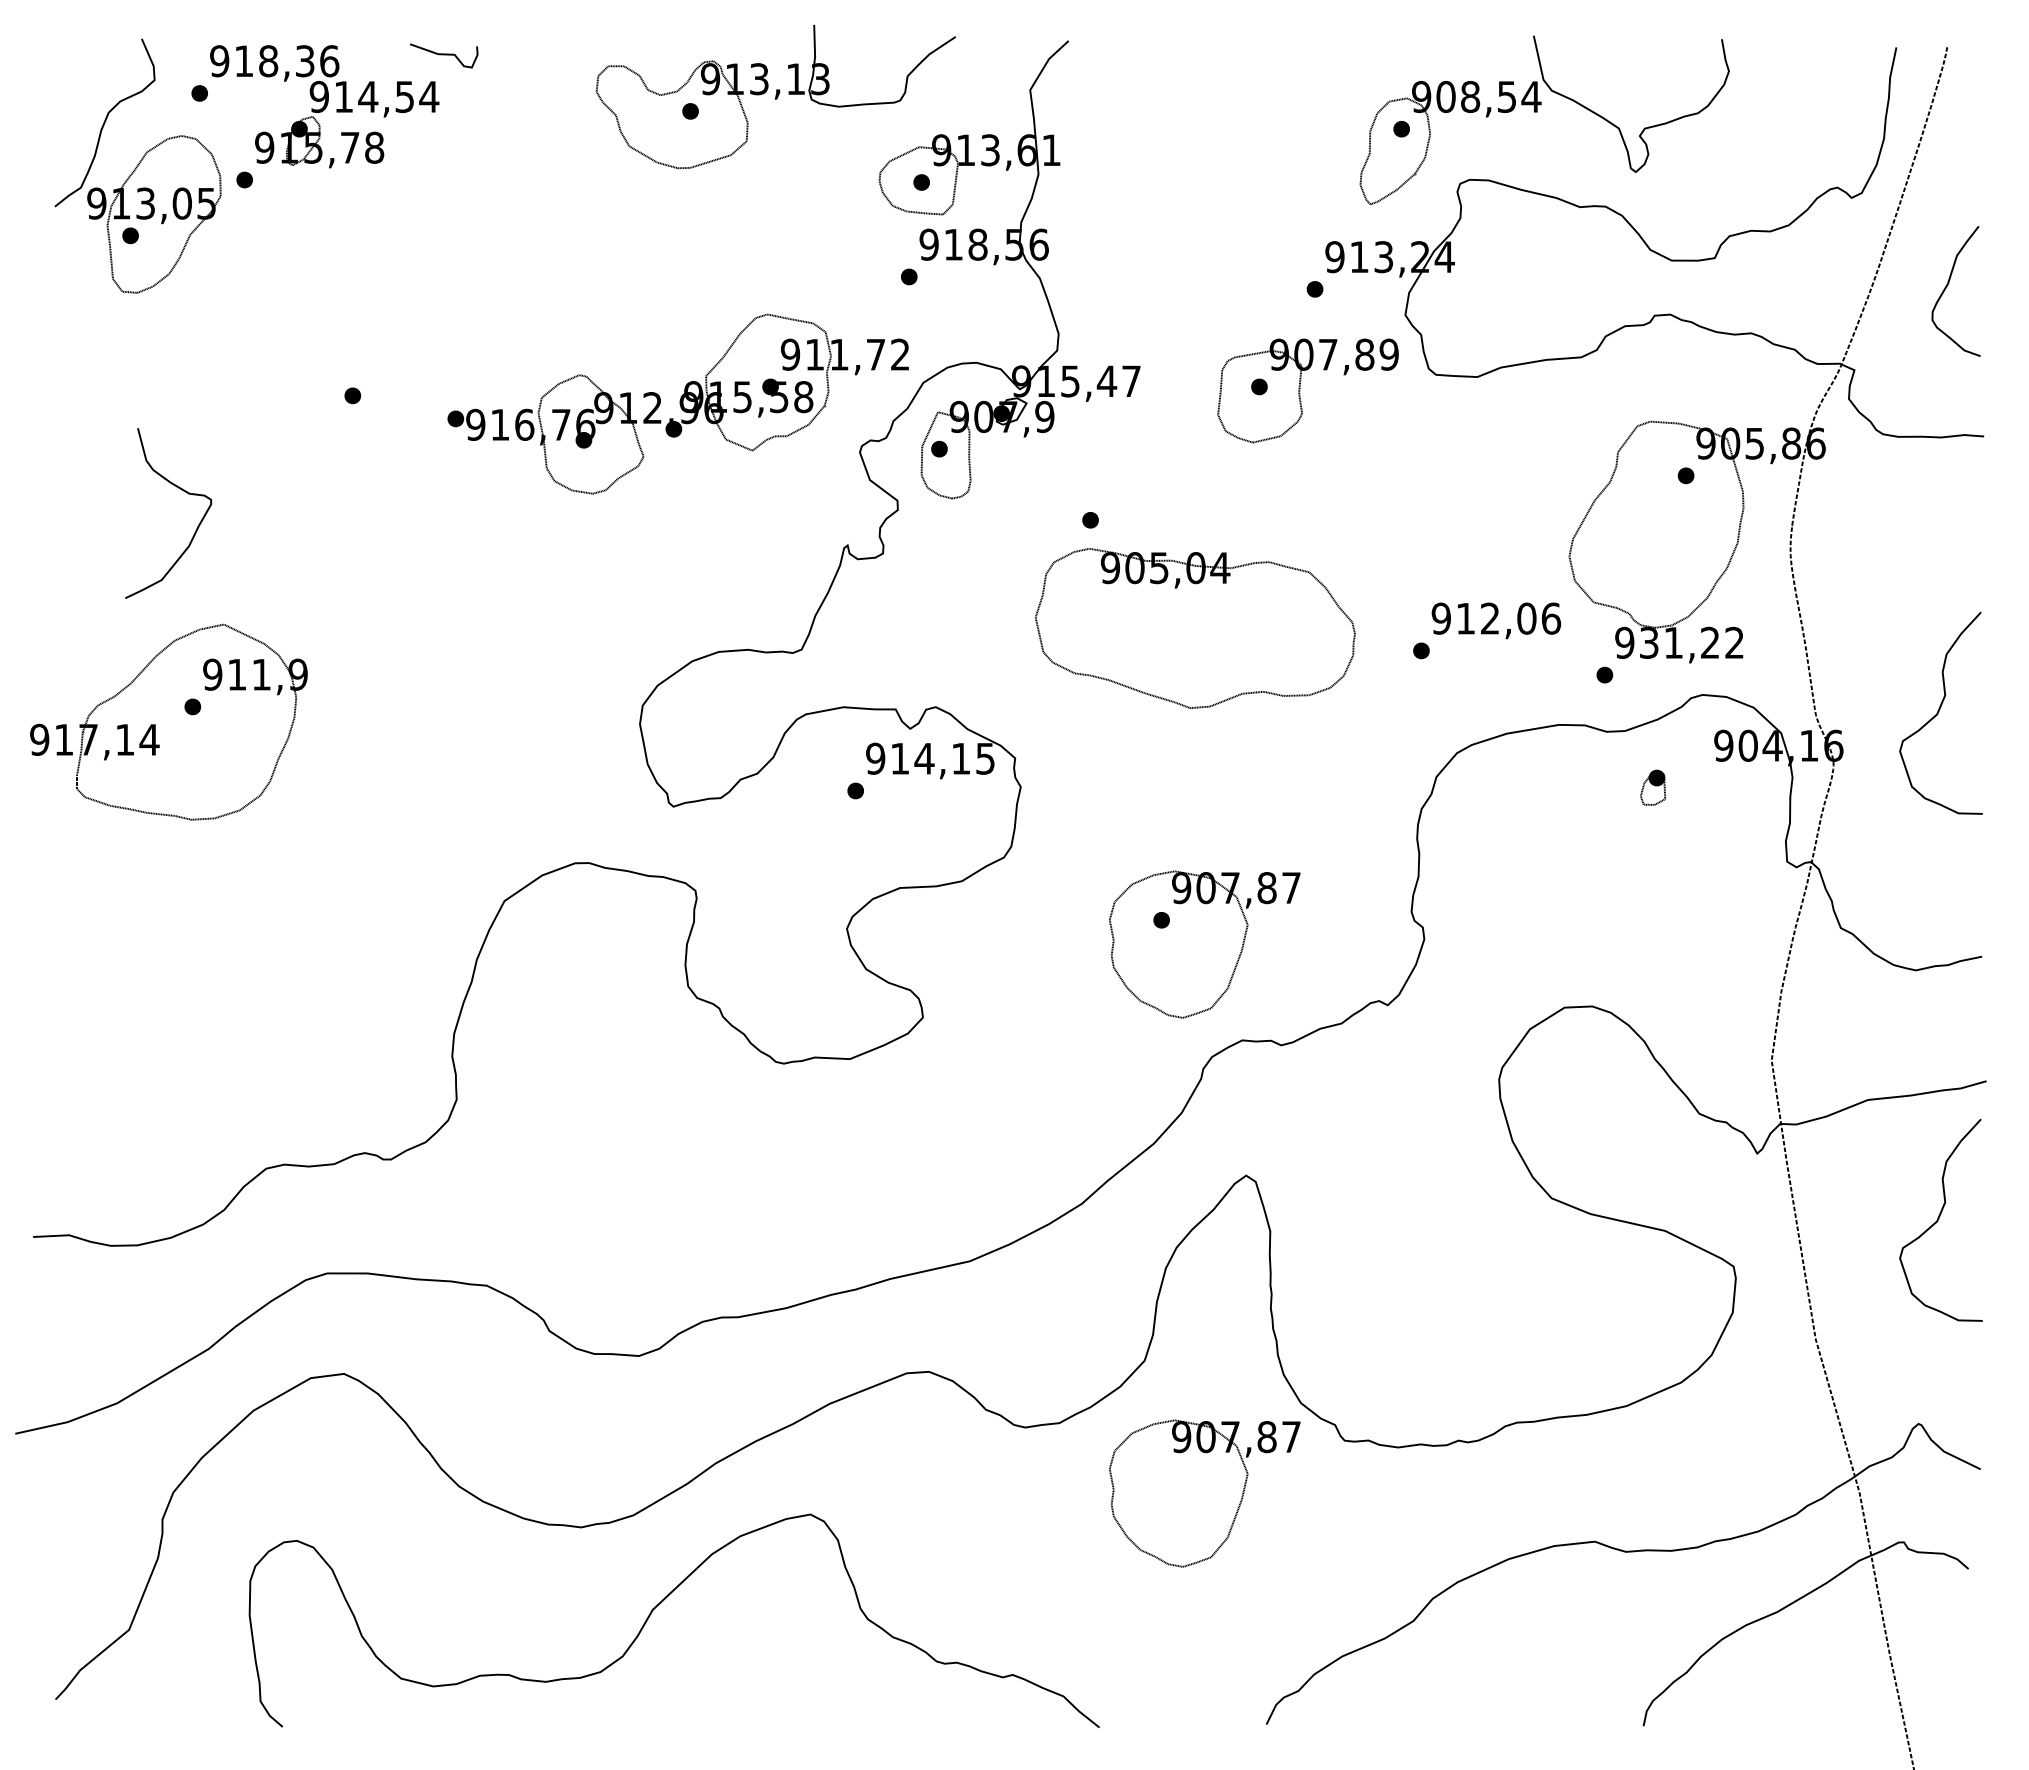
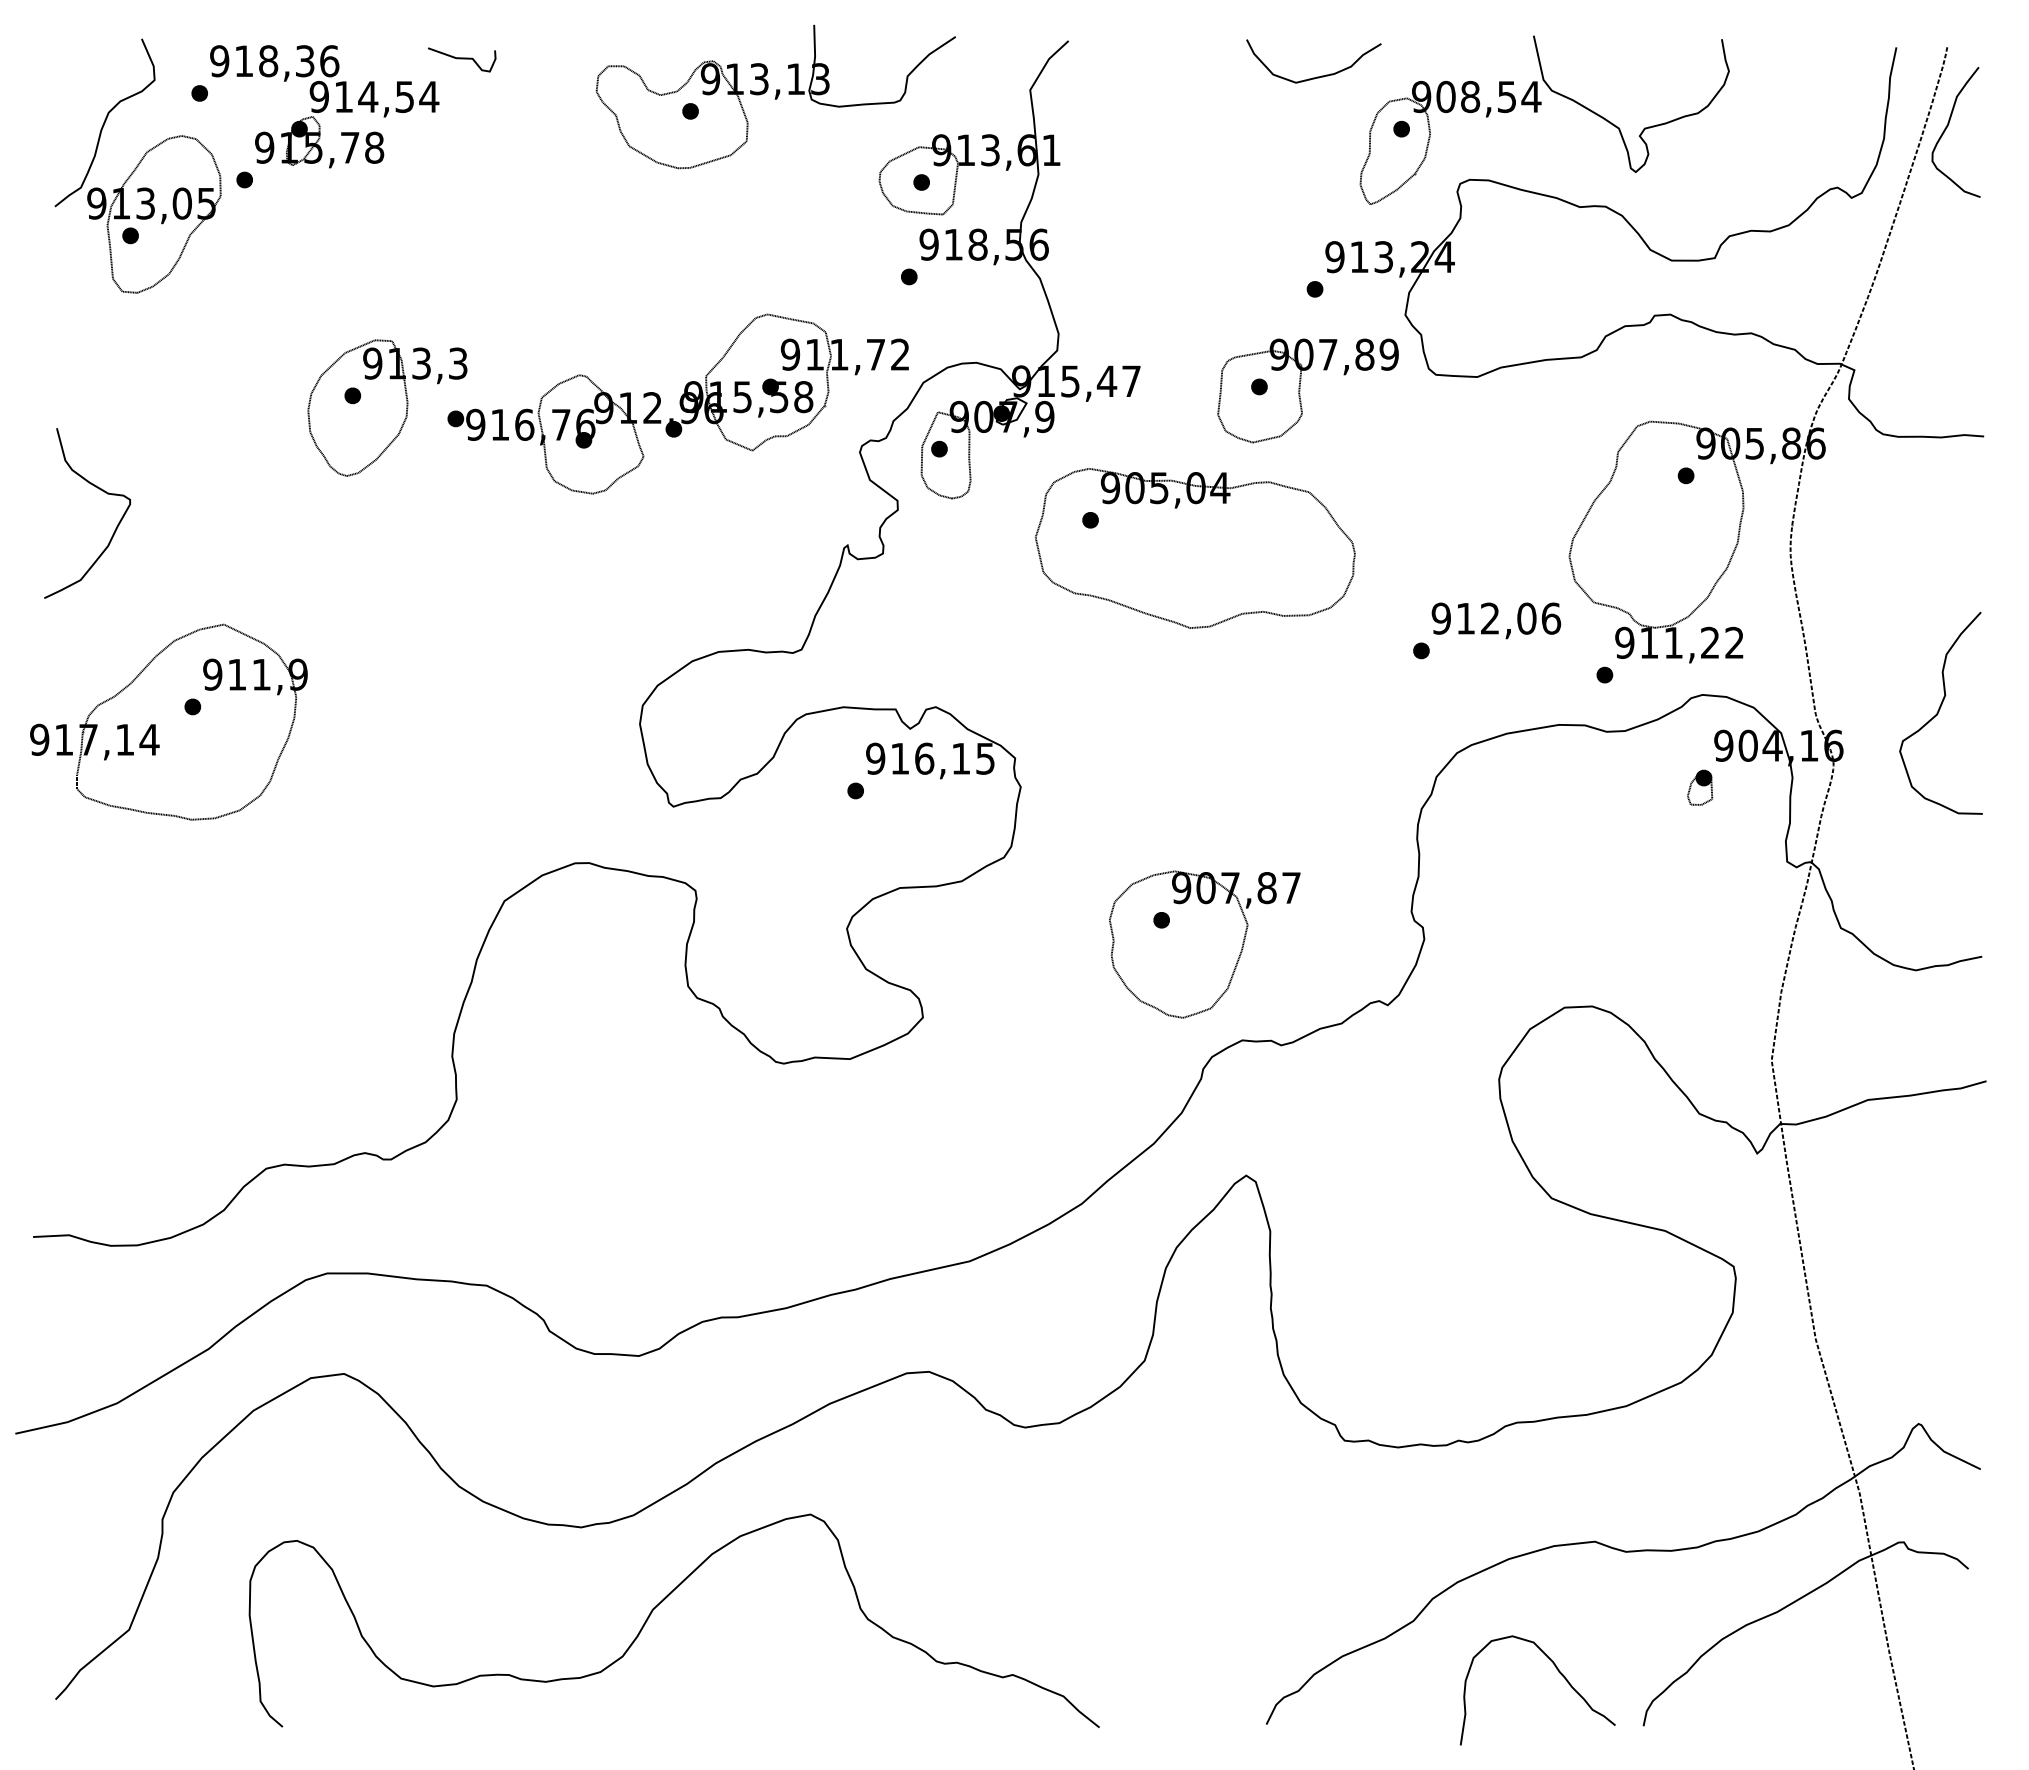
curve position: (444, 55) -> (462, 59) (462, 59)
curve: none -> present (1317, 76)
curve position: (1948, 285) -> (1948, 126) (1948, 126)
part: none -> present (387, 407)
curve position: (181, 490) -> (100, 490) (100, 490)
part position: (1194, 628) -> (1194, 548) (1194, 548)
text: 931,22 -> 911,22 (1649, 642)
text: 914,15 -> 916,15 (924, 758)
part position: (1653, 787) -> (1700, 787) (1700, 787)
curve: present -> none (1939, 1218)
part: present -> none (1204, 1493)
curve: none -> present (1558, 1672)
